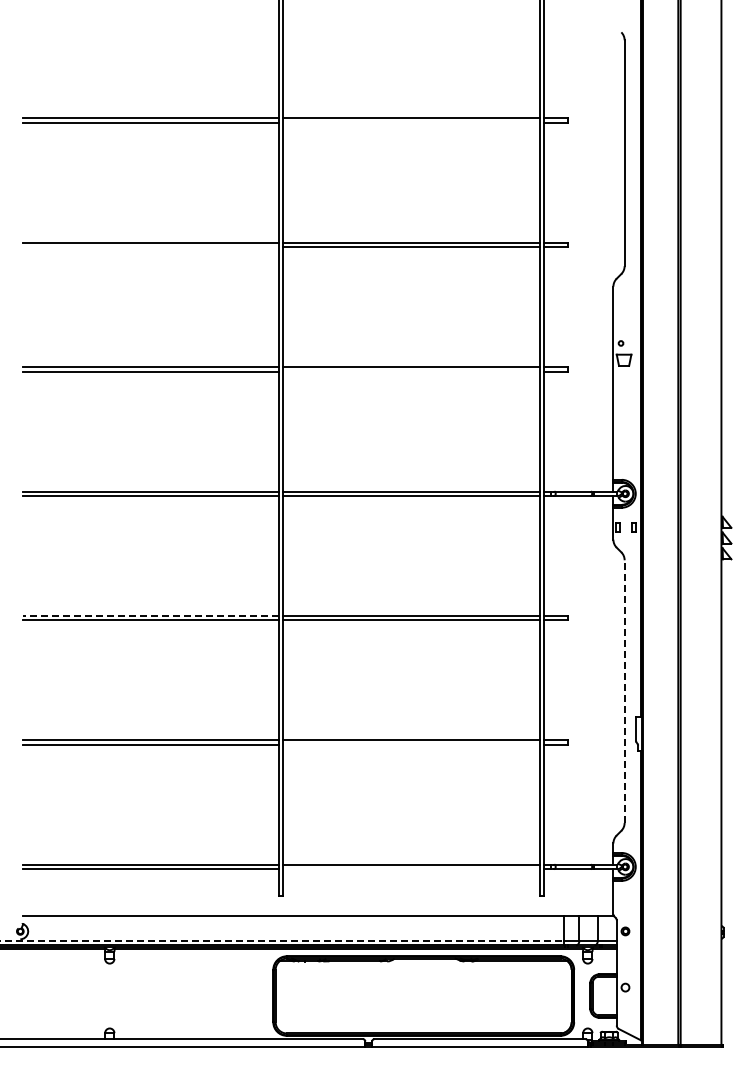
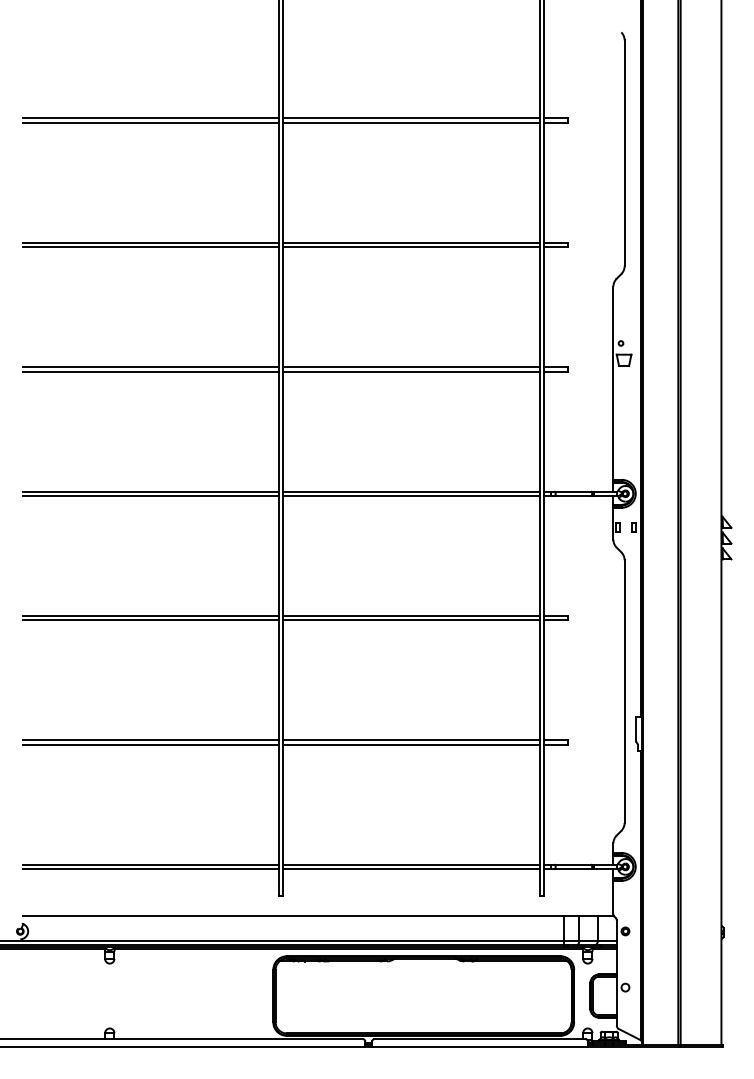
line: none -> present (411, 122)
line: none -> present (150, 247)
line: none -> present (411, 371)
line: dashed -> solid (150, 615)
line: dashed -> solid (624, 691)
line: none -> present (411, 744)
line: none -> present (411, 869)
line: dashed -> solid (282, 940)
